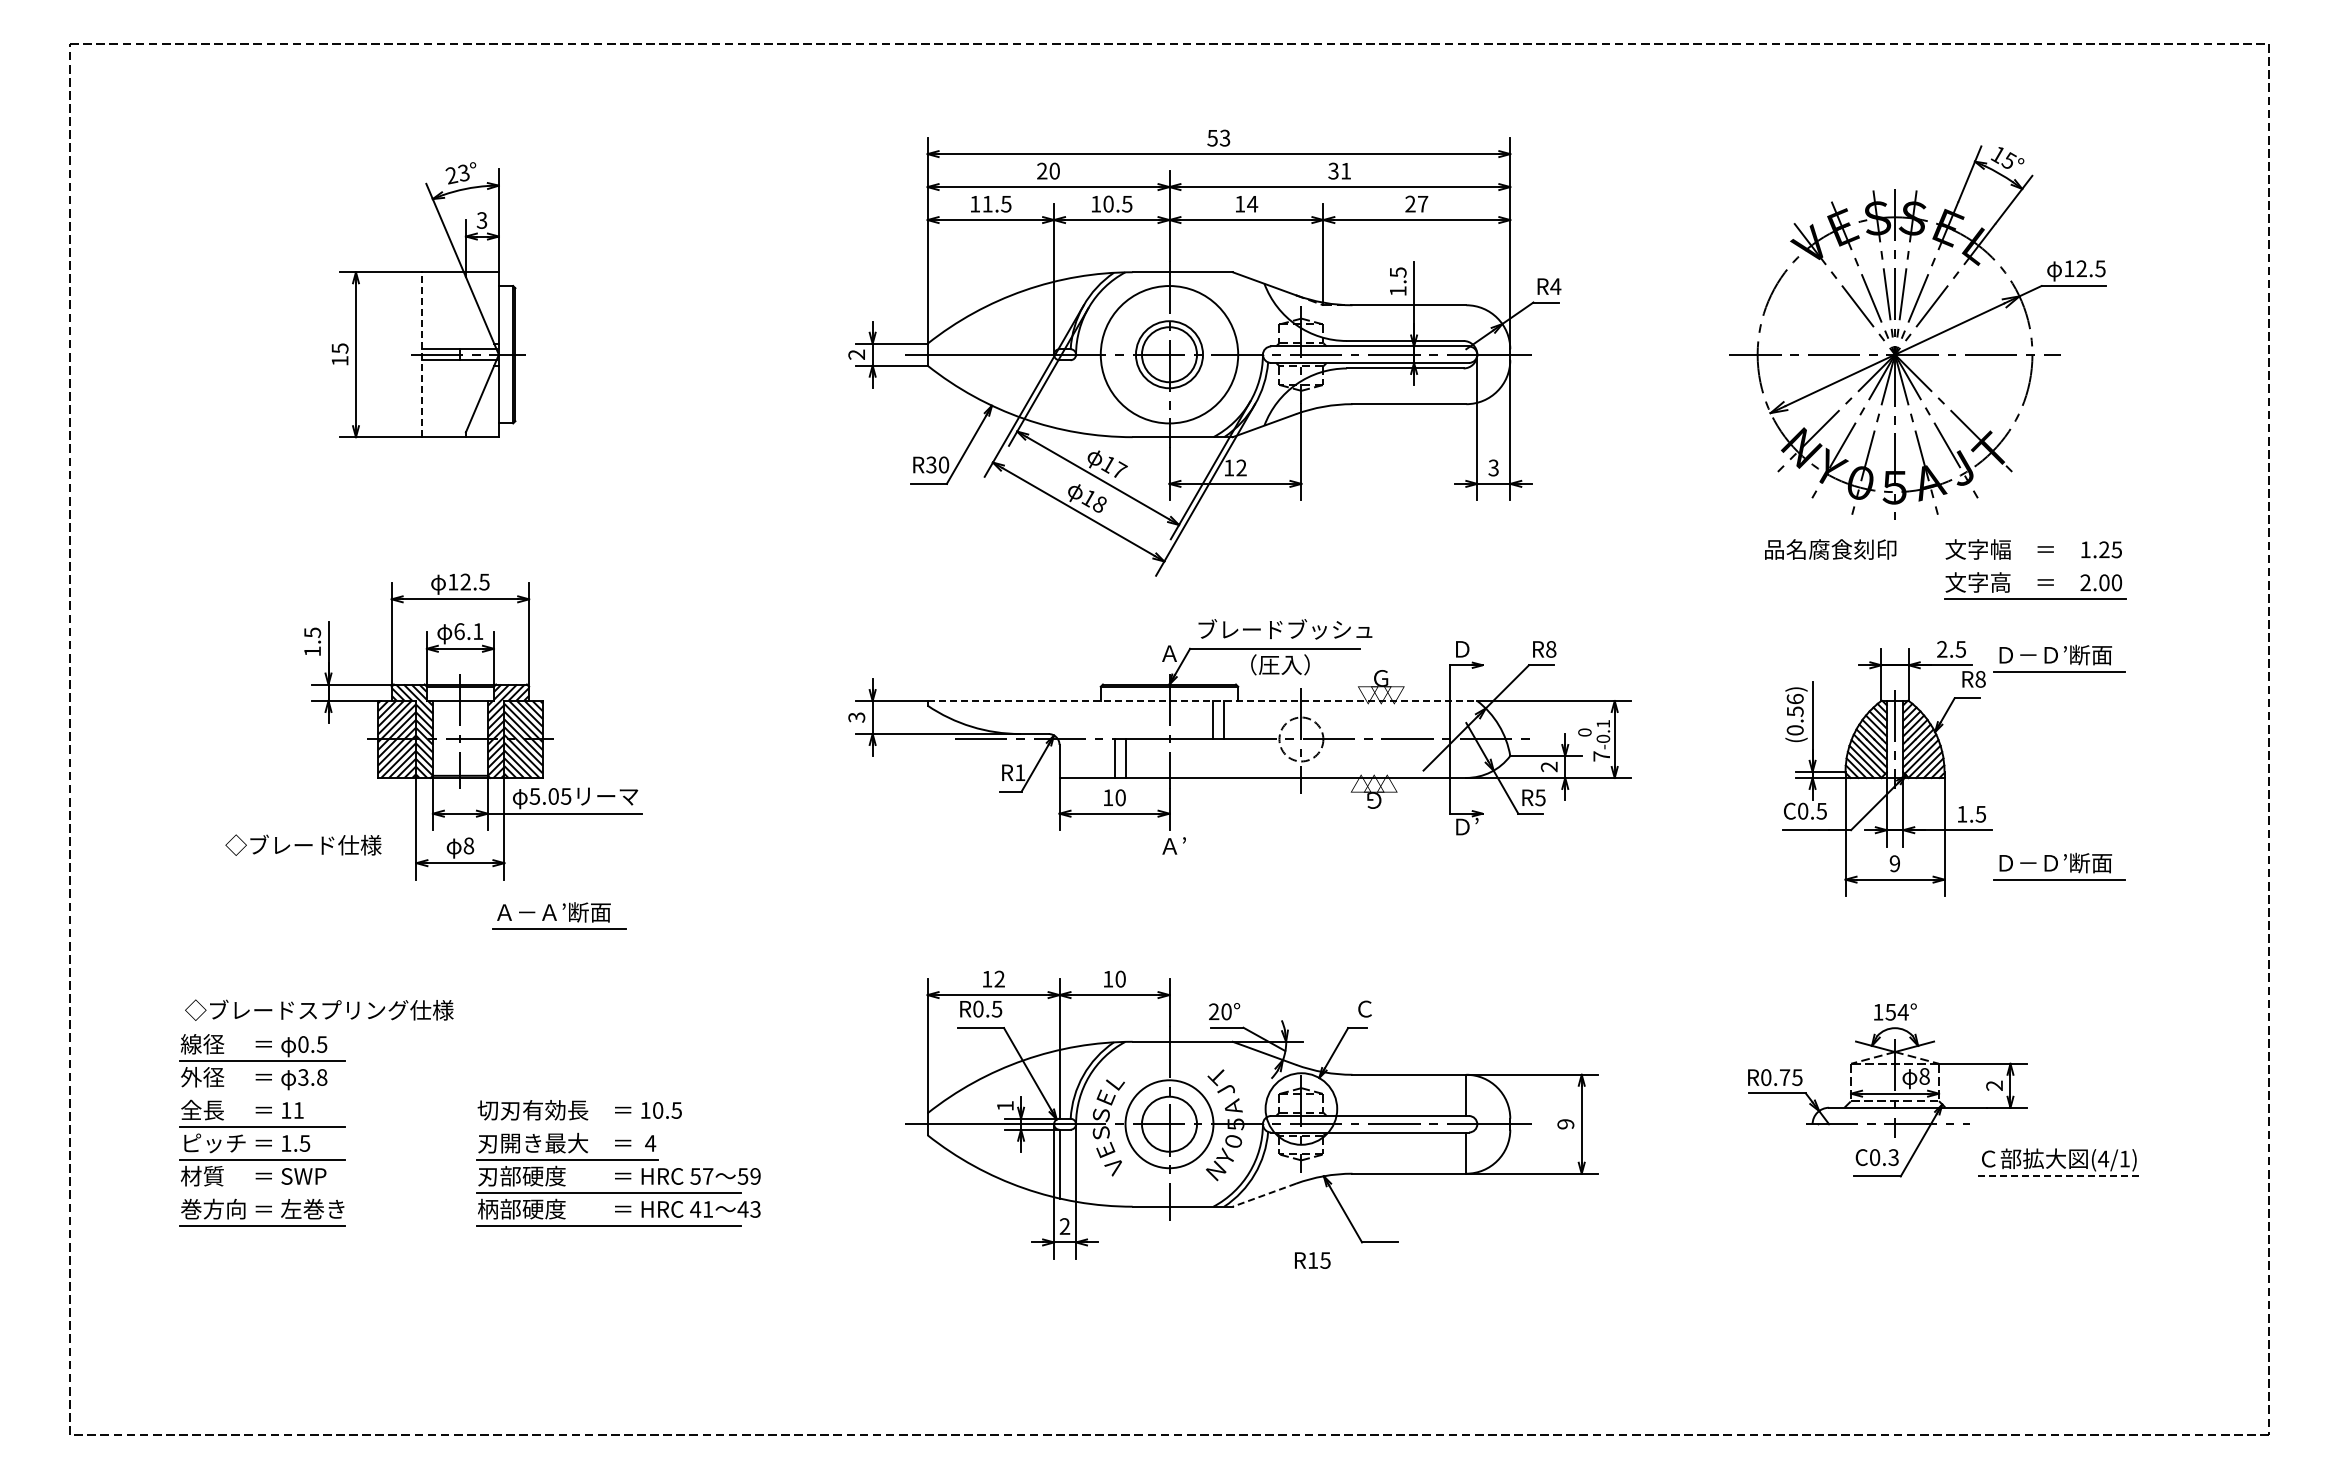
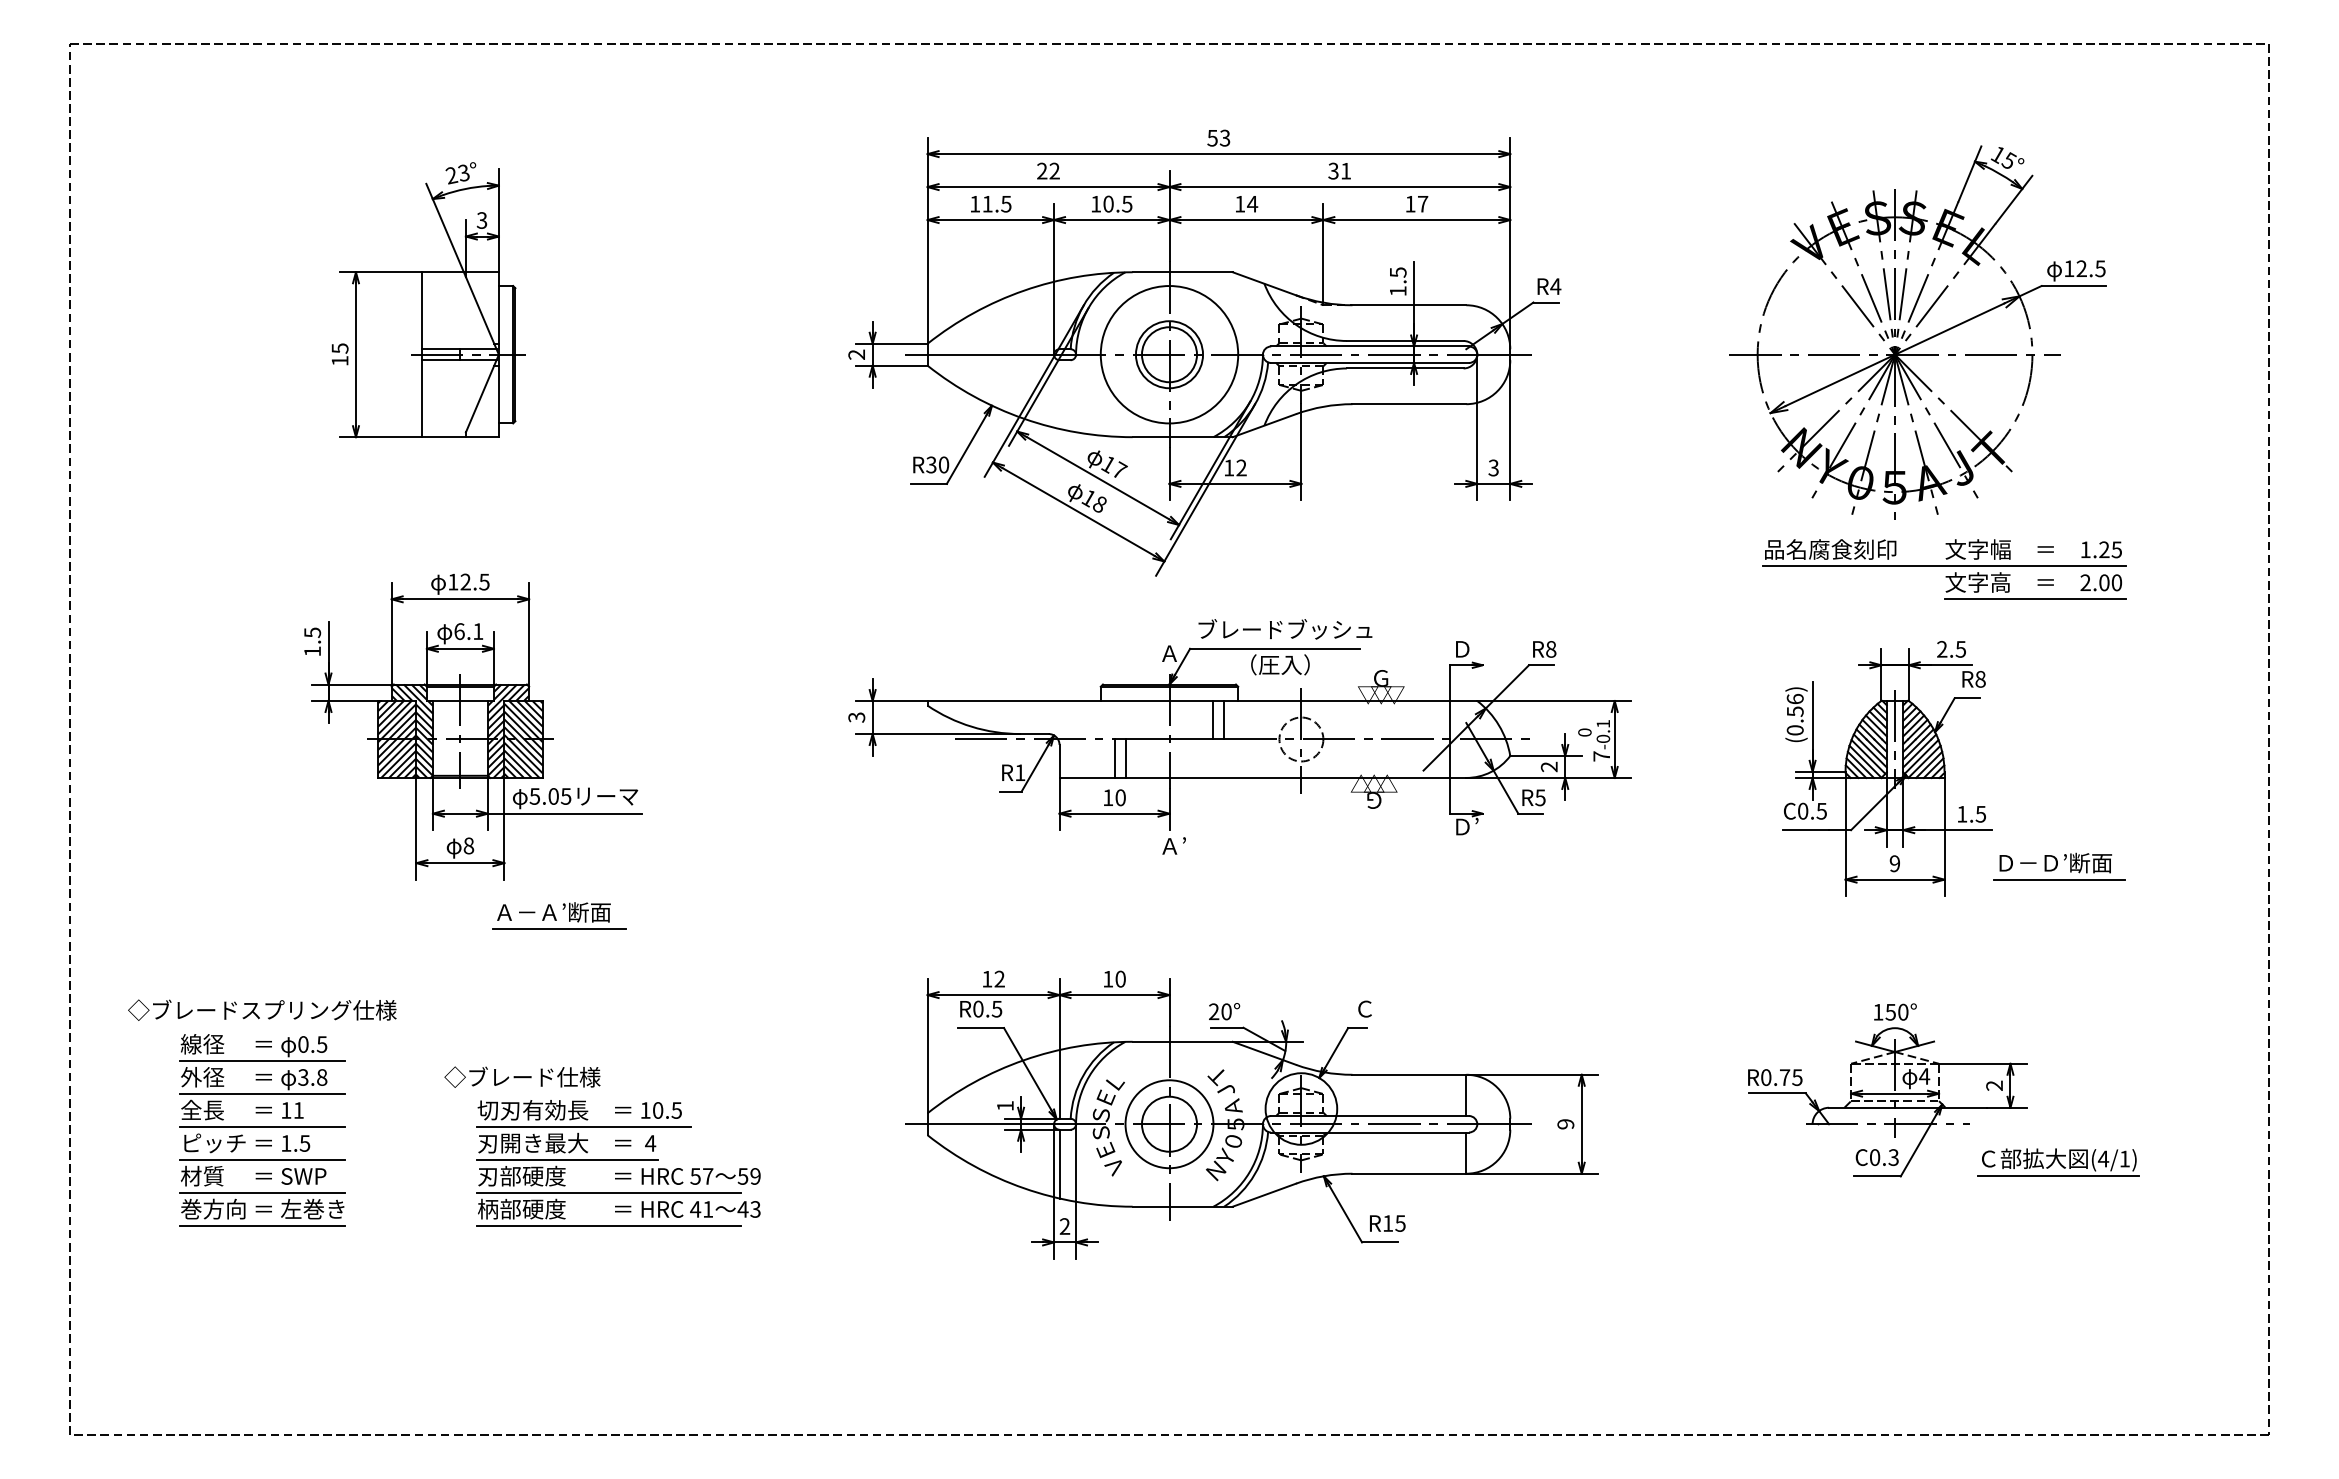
text: 20 -> 22 (1054, 170)
text: 27 -> 17 (1410, 203)
line: dashed -> solid (421, 354)
line: none -> present (1944, 566)
part: present -> none (2059, 658)
line: dashed -> solid (1202, 701)
text position: (303, 844) -> (522, 1076) (522, 1076)
text position: (319, 1009) -> (262, 1009) (262, 1009)
text: 154° -> 150° (1902, 1011)
text: 8 -> 4 (1924, 1076)
line: none -> present (262, 1094)
line: none -> present (583, 1127)
line: dashed -> solid (2058, 1176)
line: none -> present (262, 1192)
line: dashed -> solid (1264, 1195)
text position: (1312, 1260) -> (1387, 1223) (1387, 1223)
